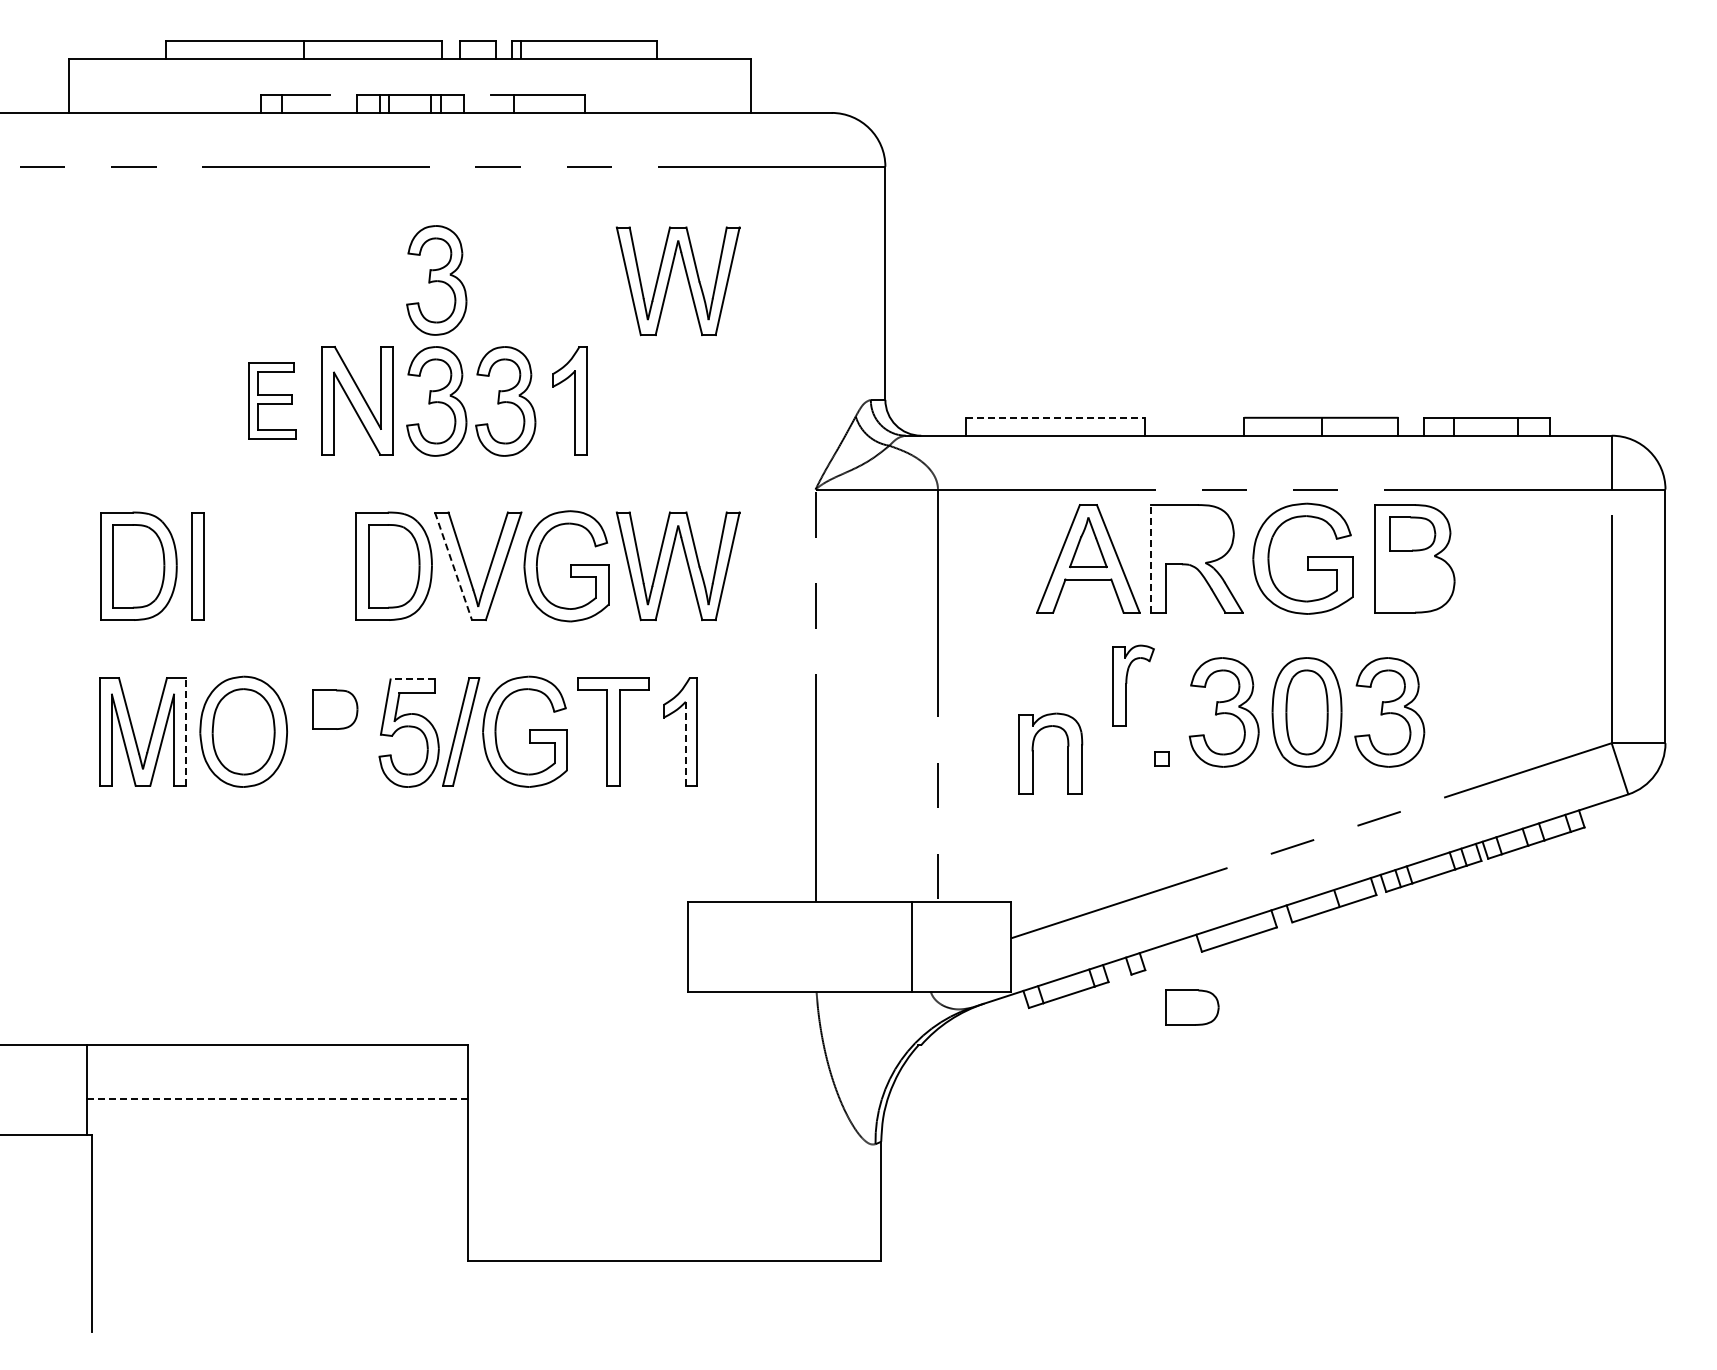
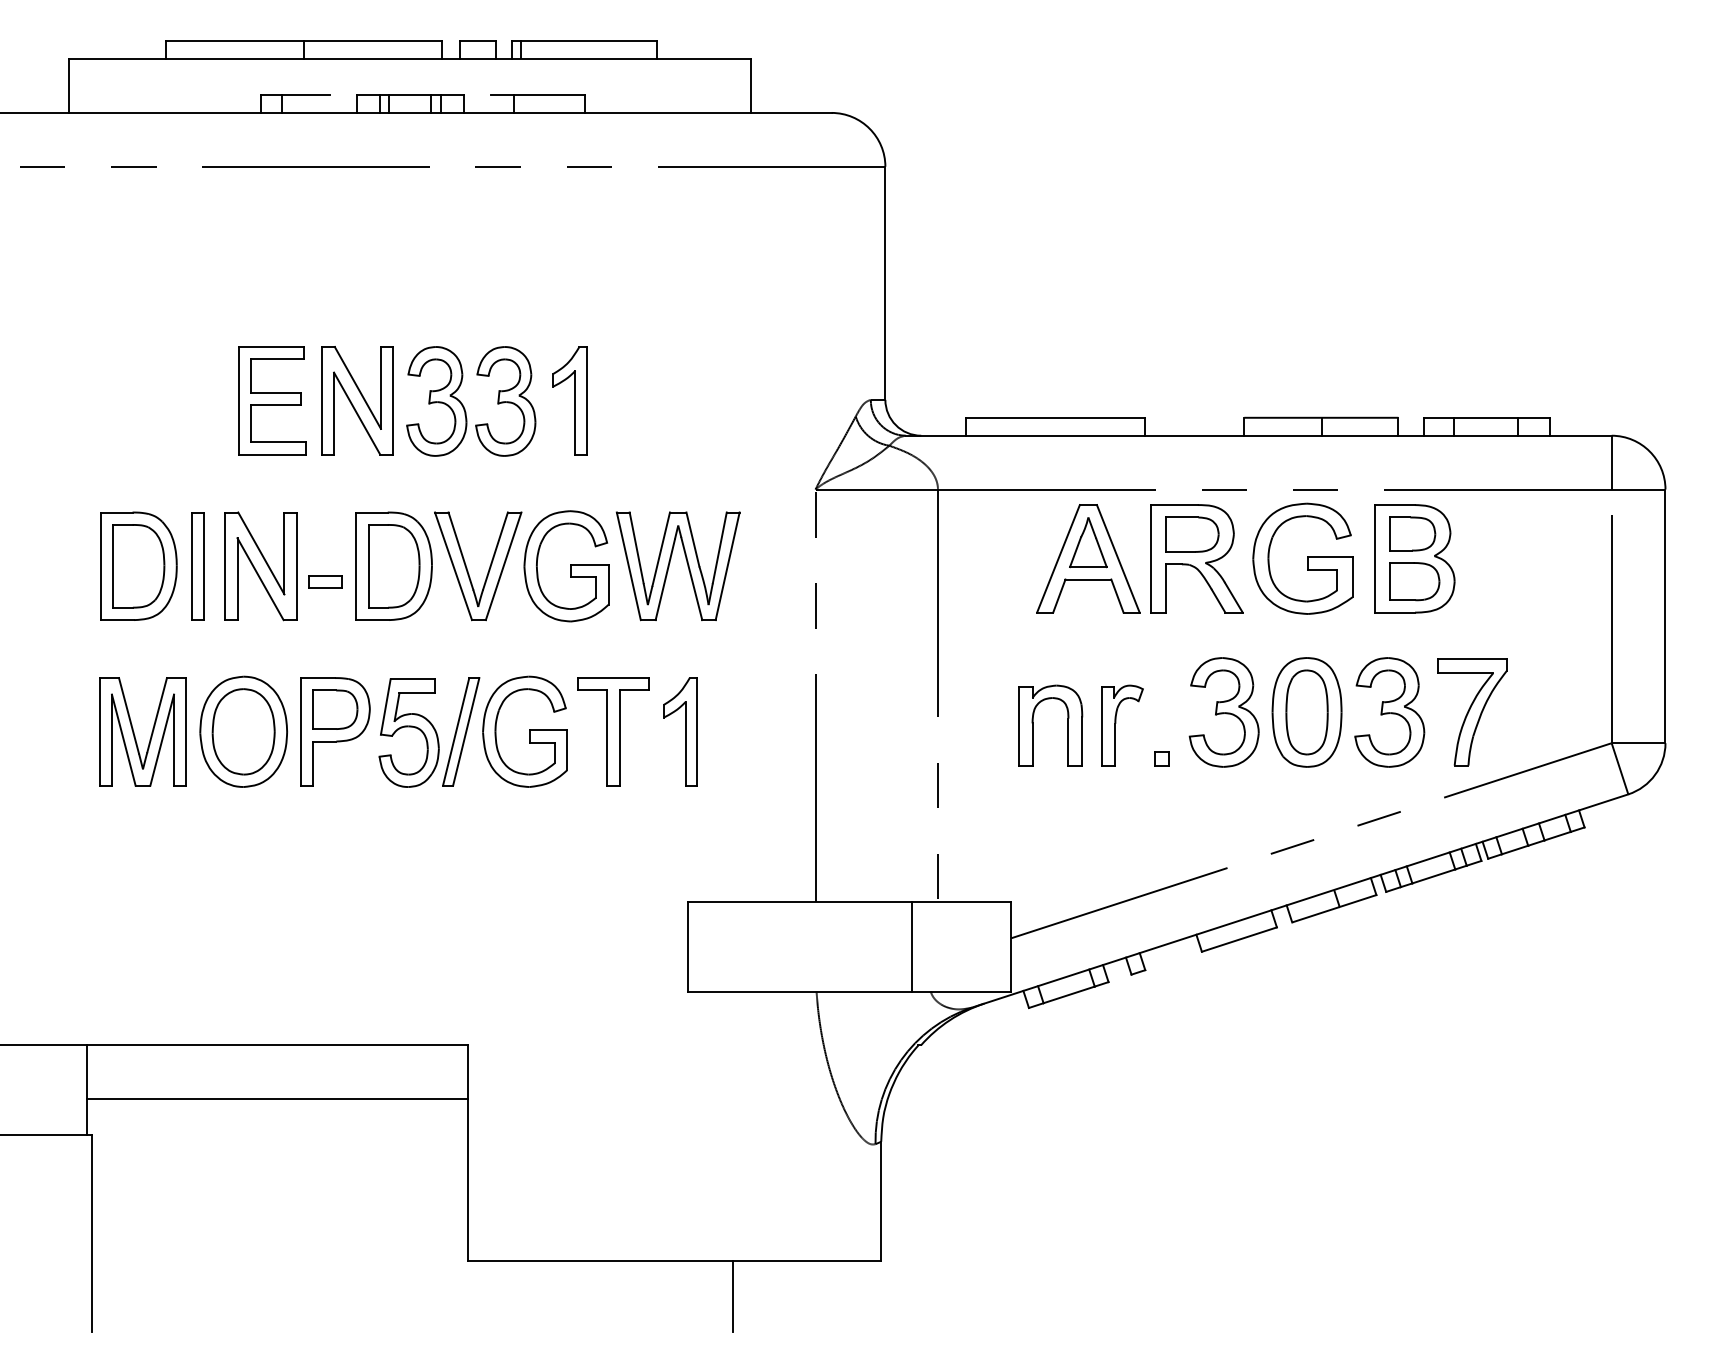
part: present -> none (670, 278)
part: present -> none (436, 280)
part size: 49x78 px -> 69x110 px (272, 400)
line: dashed -> solid (1055, 417)
line: dashed -> solid (1151, 558)
part: none -> present (260, 566)
line: dashed -> solid (453, 566)
part: none -> present (325, 581)
part: none -> present (1414, 581)
line: dashed -> solid (412, 679)
part position: (1127, 683) -> (1116, 723) (1116, 723)
part: none -> present (1472, 712)
line: dashed -> solid (186, 731)
part: none -> present (335, 731)
line: dashed -> solid (685, 743)
part position: (1033, 753) -> (1033, 725) (1033, 725)
part position: (1192, 1007) -> (1192, 534) (1192, 534)
line: dashed -> solid (276, 1099)
line: none -> present (732, 1296)
